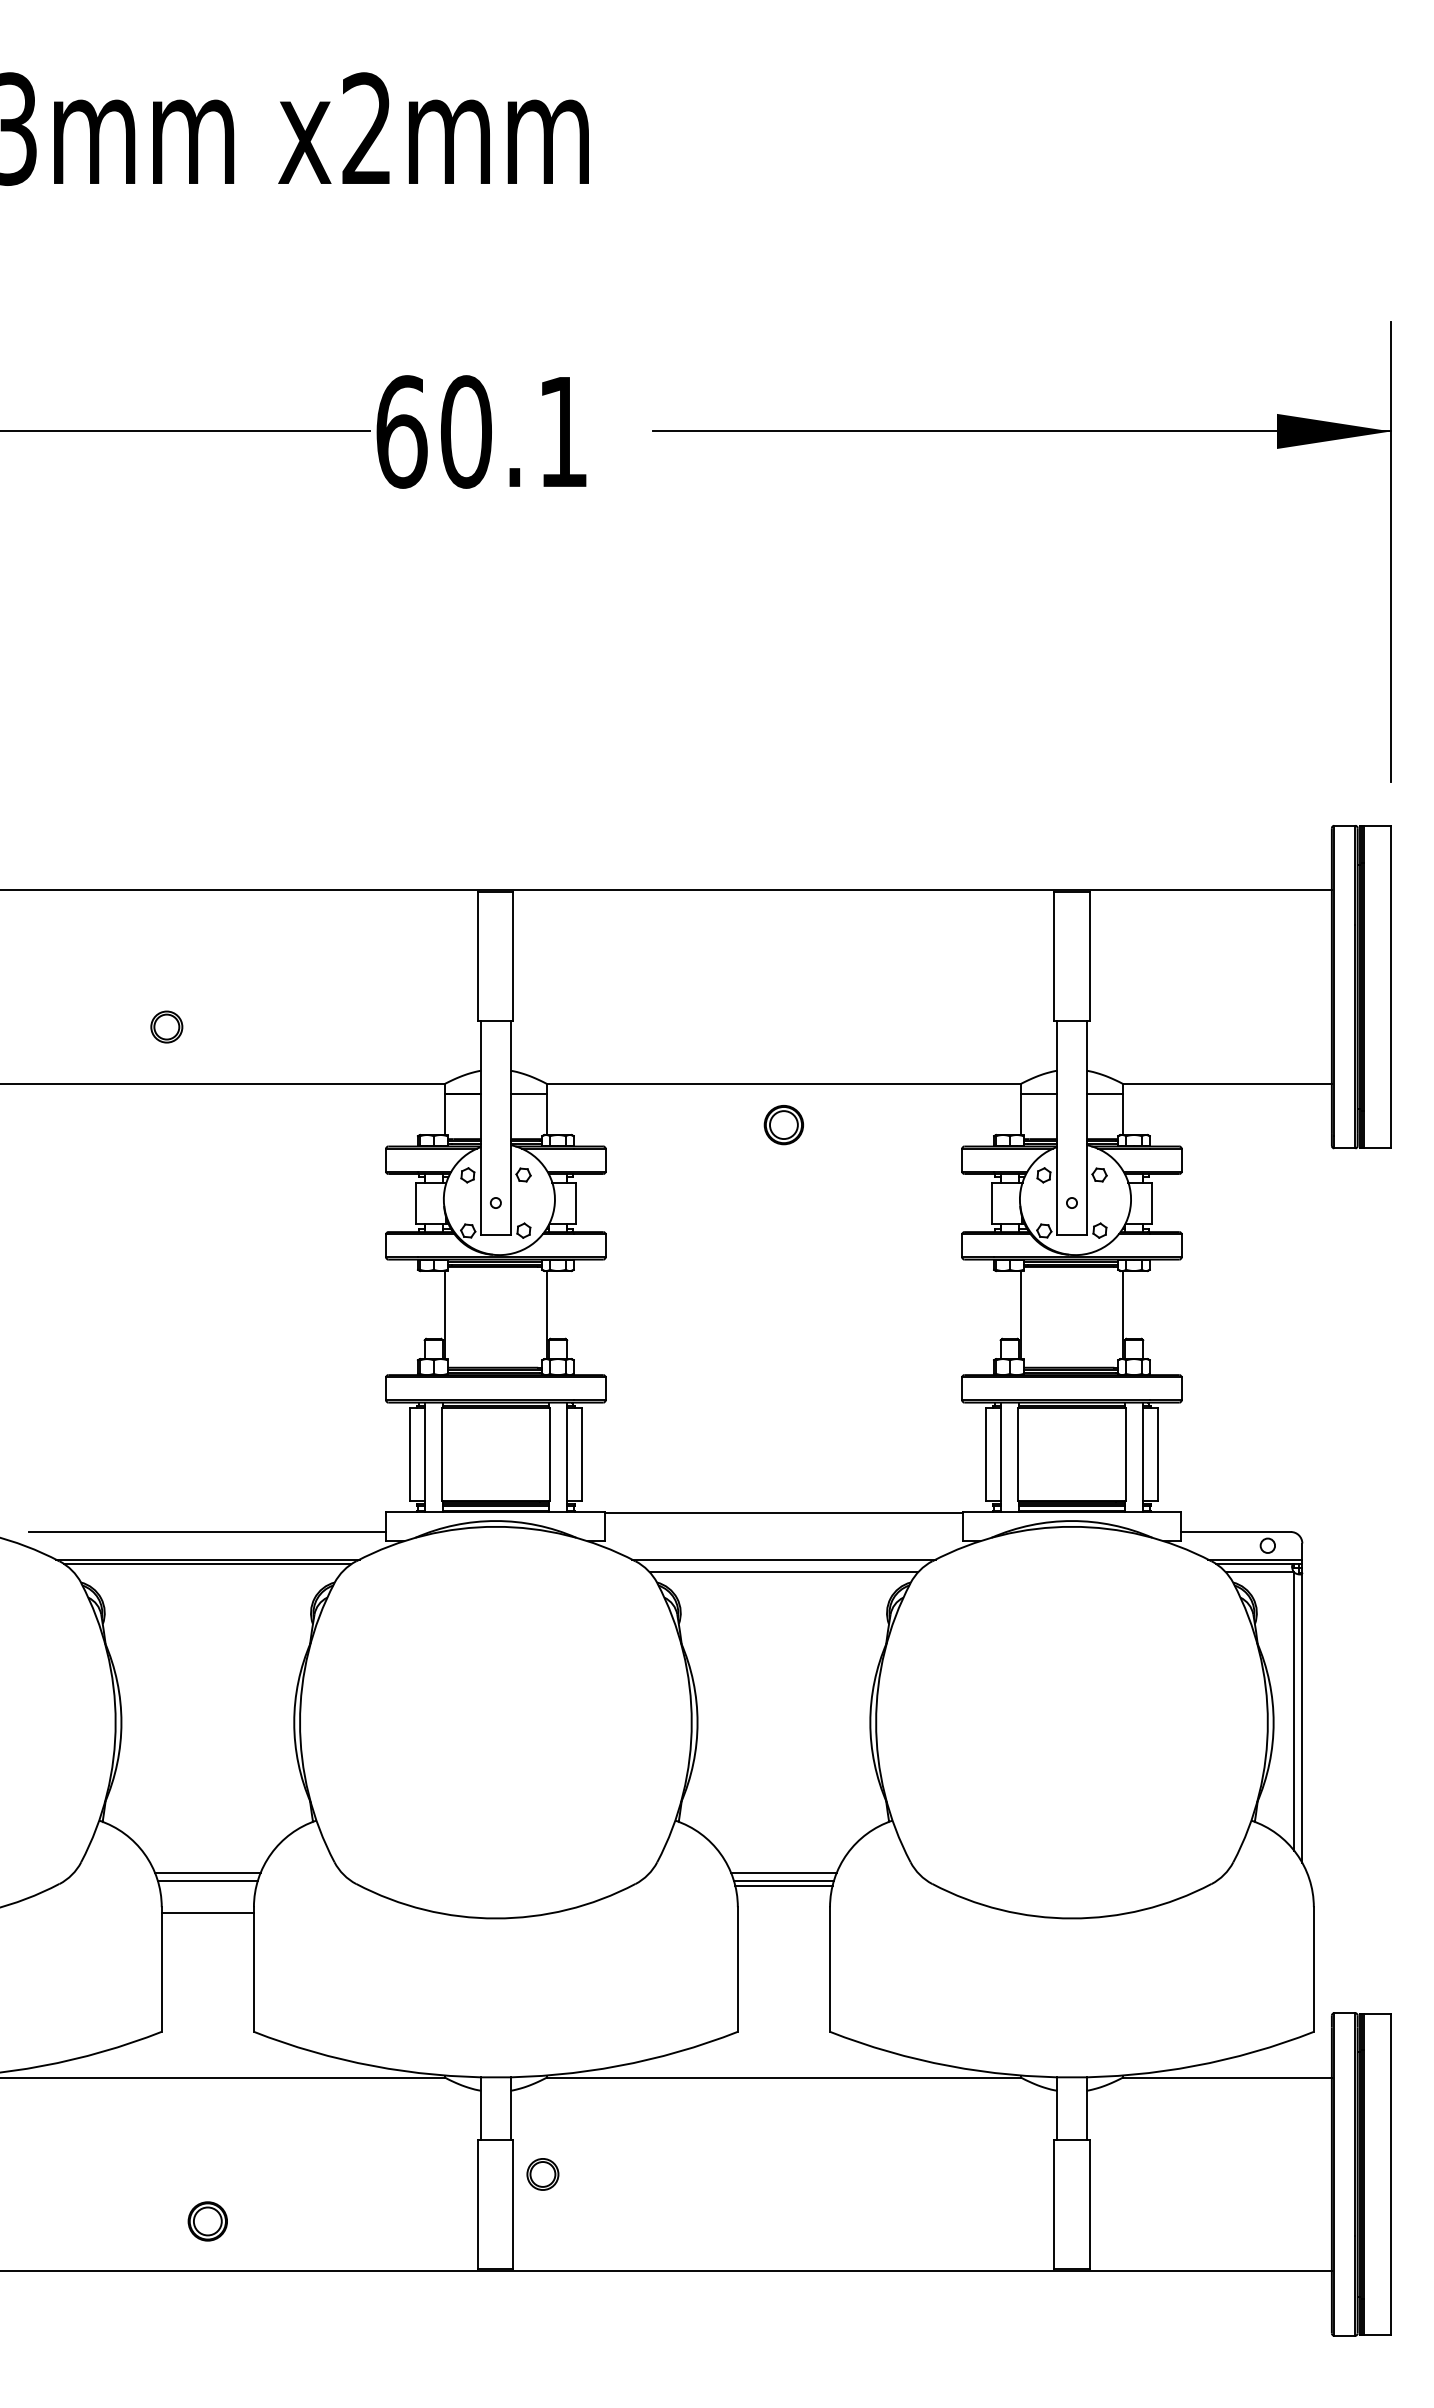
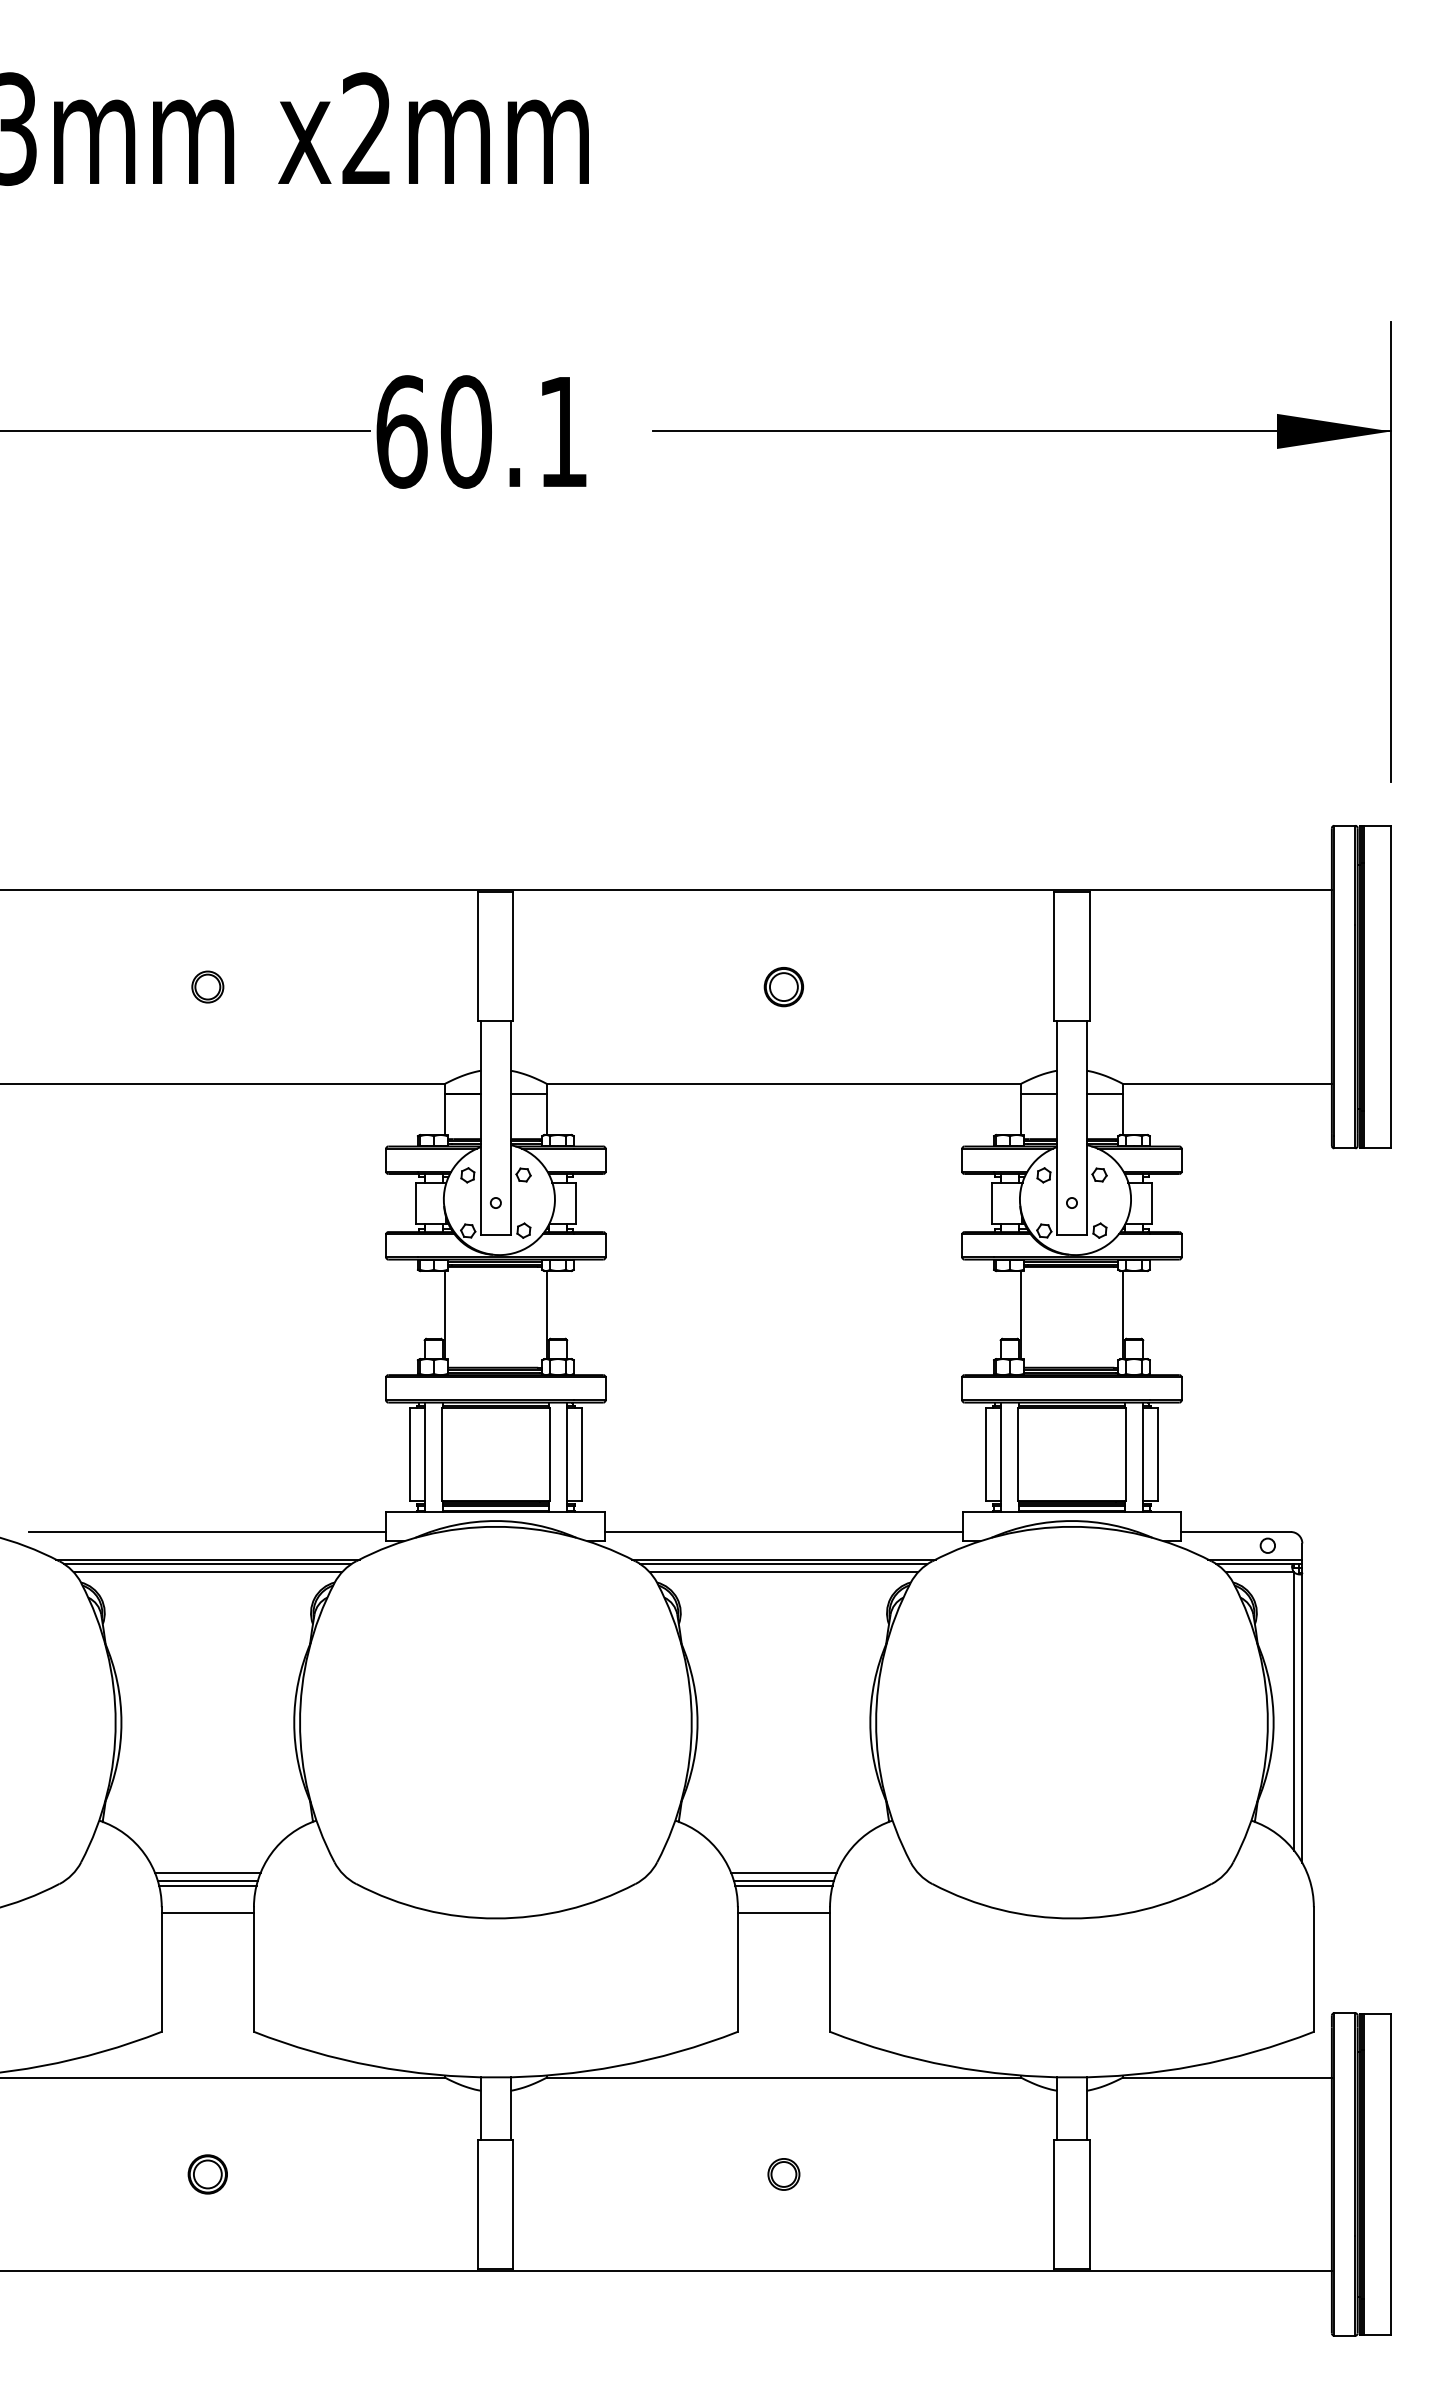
part position: (166, 1026) -> (207, 986) (207, 986)
part position: (783, 1125) -> (783, 987) (783, 987)
line position: (783, 1513) -> (783, 1532) (783, 1532)
line: none -> present (783, 1564)
line: none -> present (207, 1572)
line: none -> present (207, 1885)
line: none -> present (783, 1913)
part position: (542, 2174) -> (783, 2174) (783, 2174)
part position: (207, 2221) -> (207, 2174) (207, 2174)
